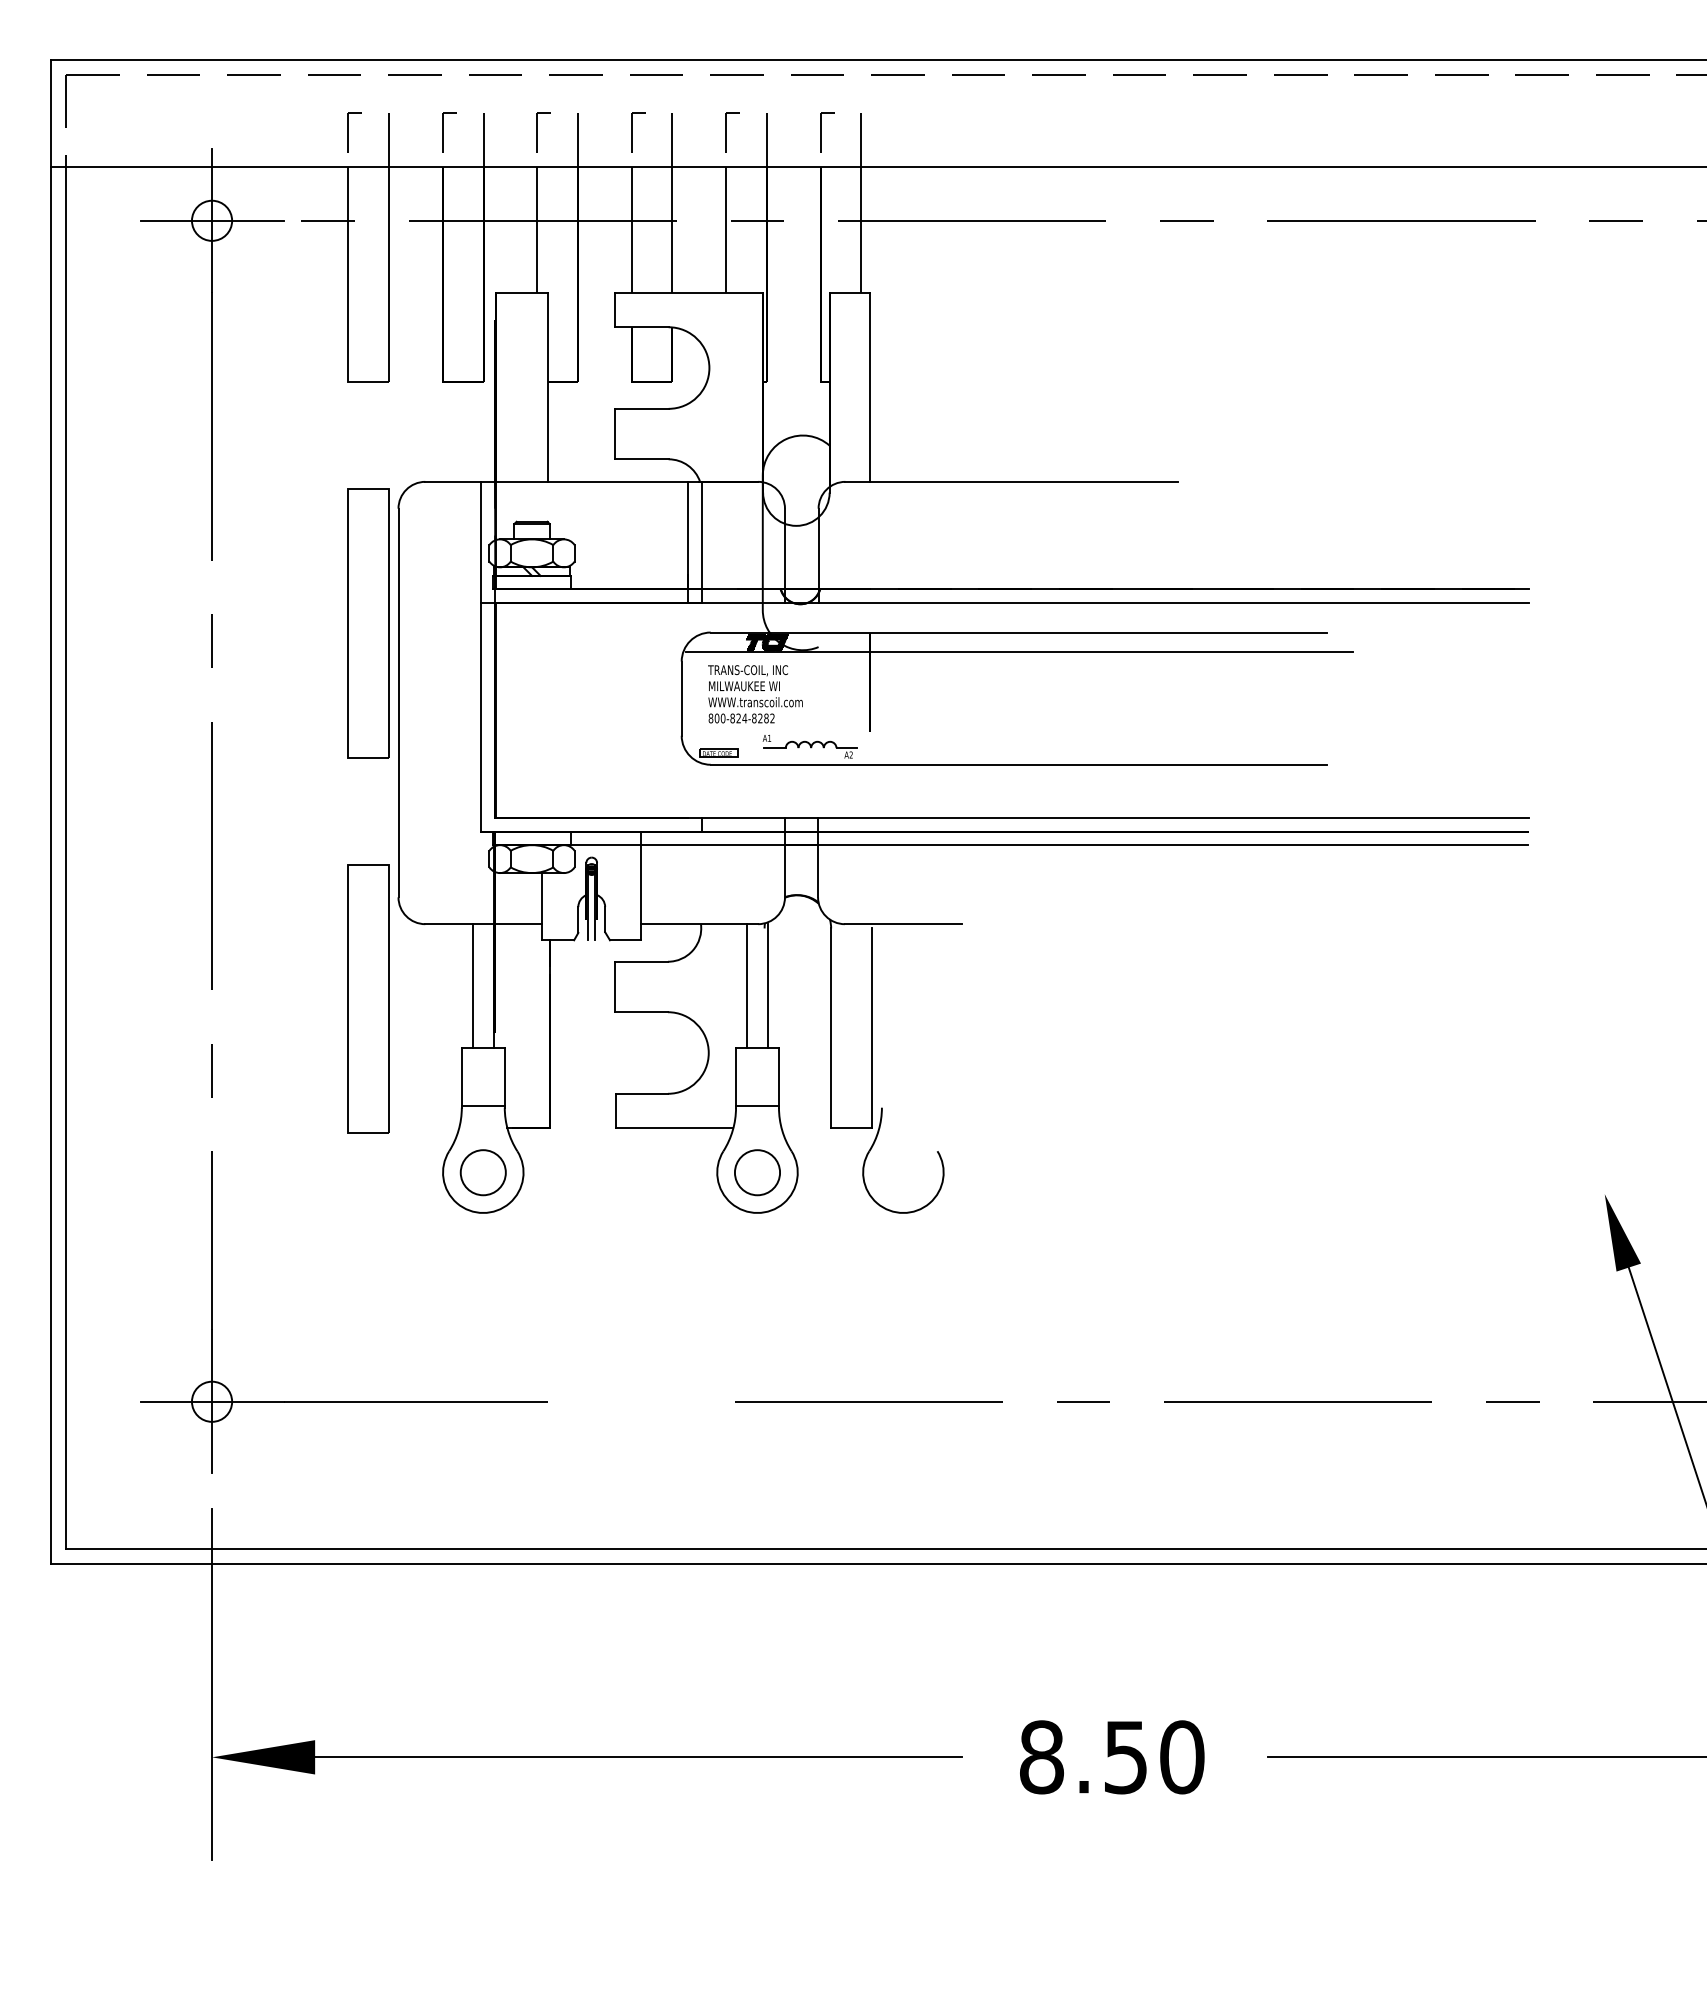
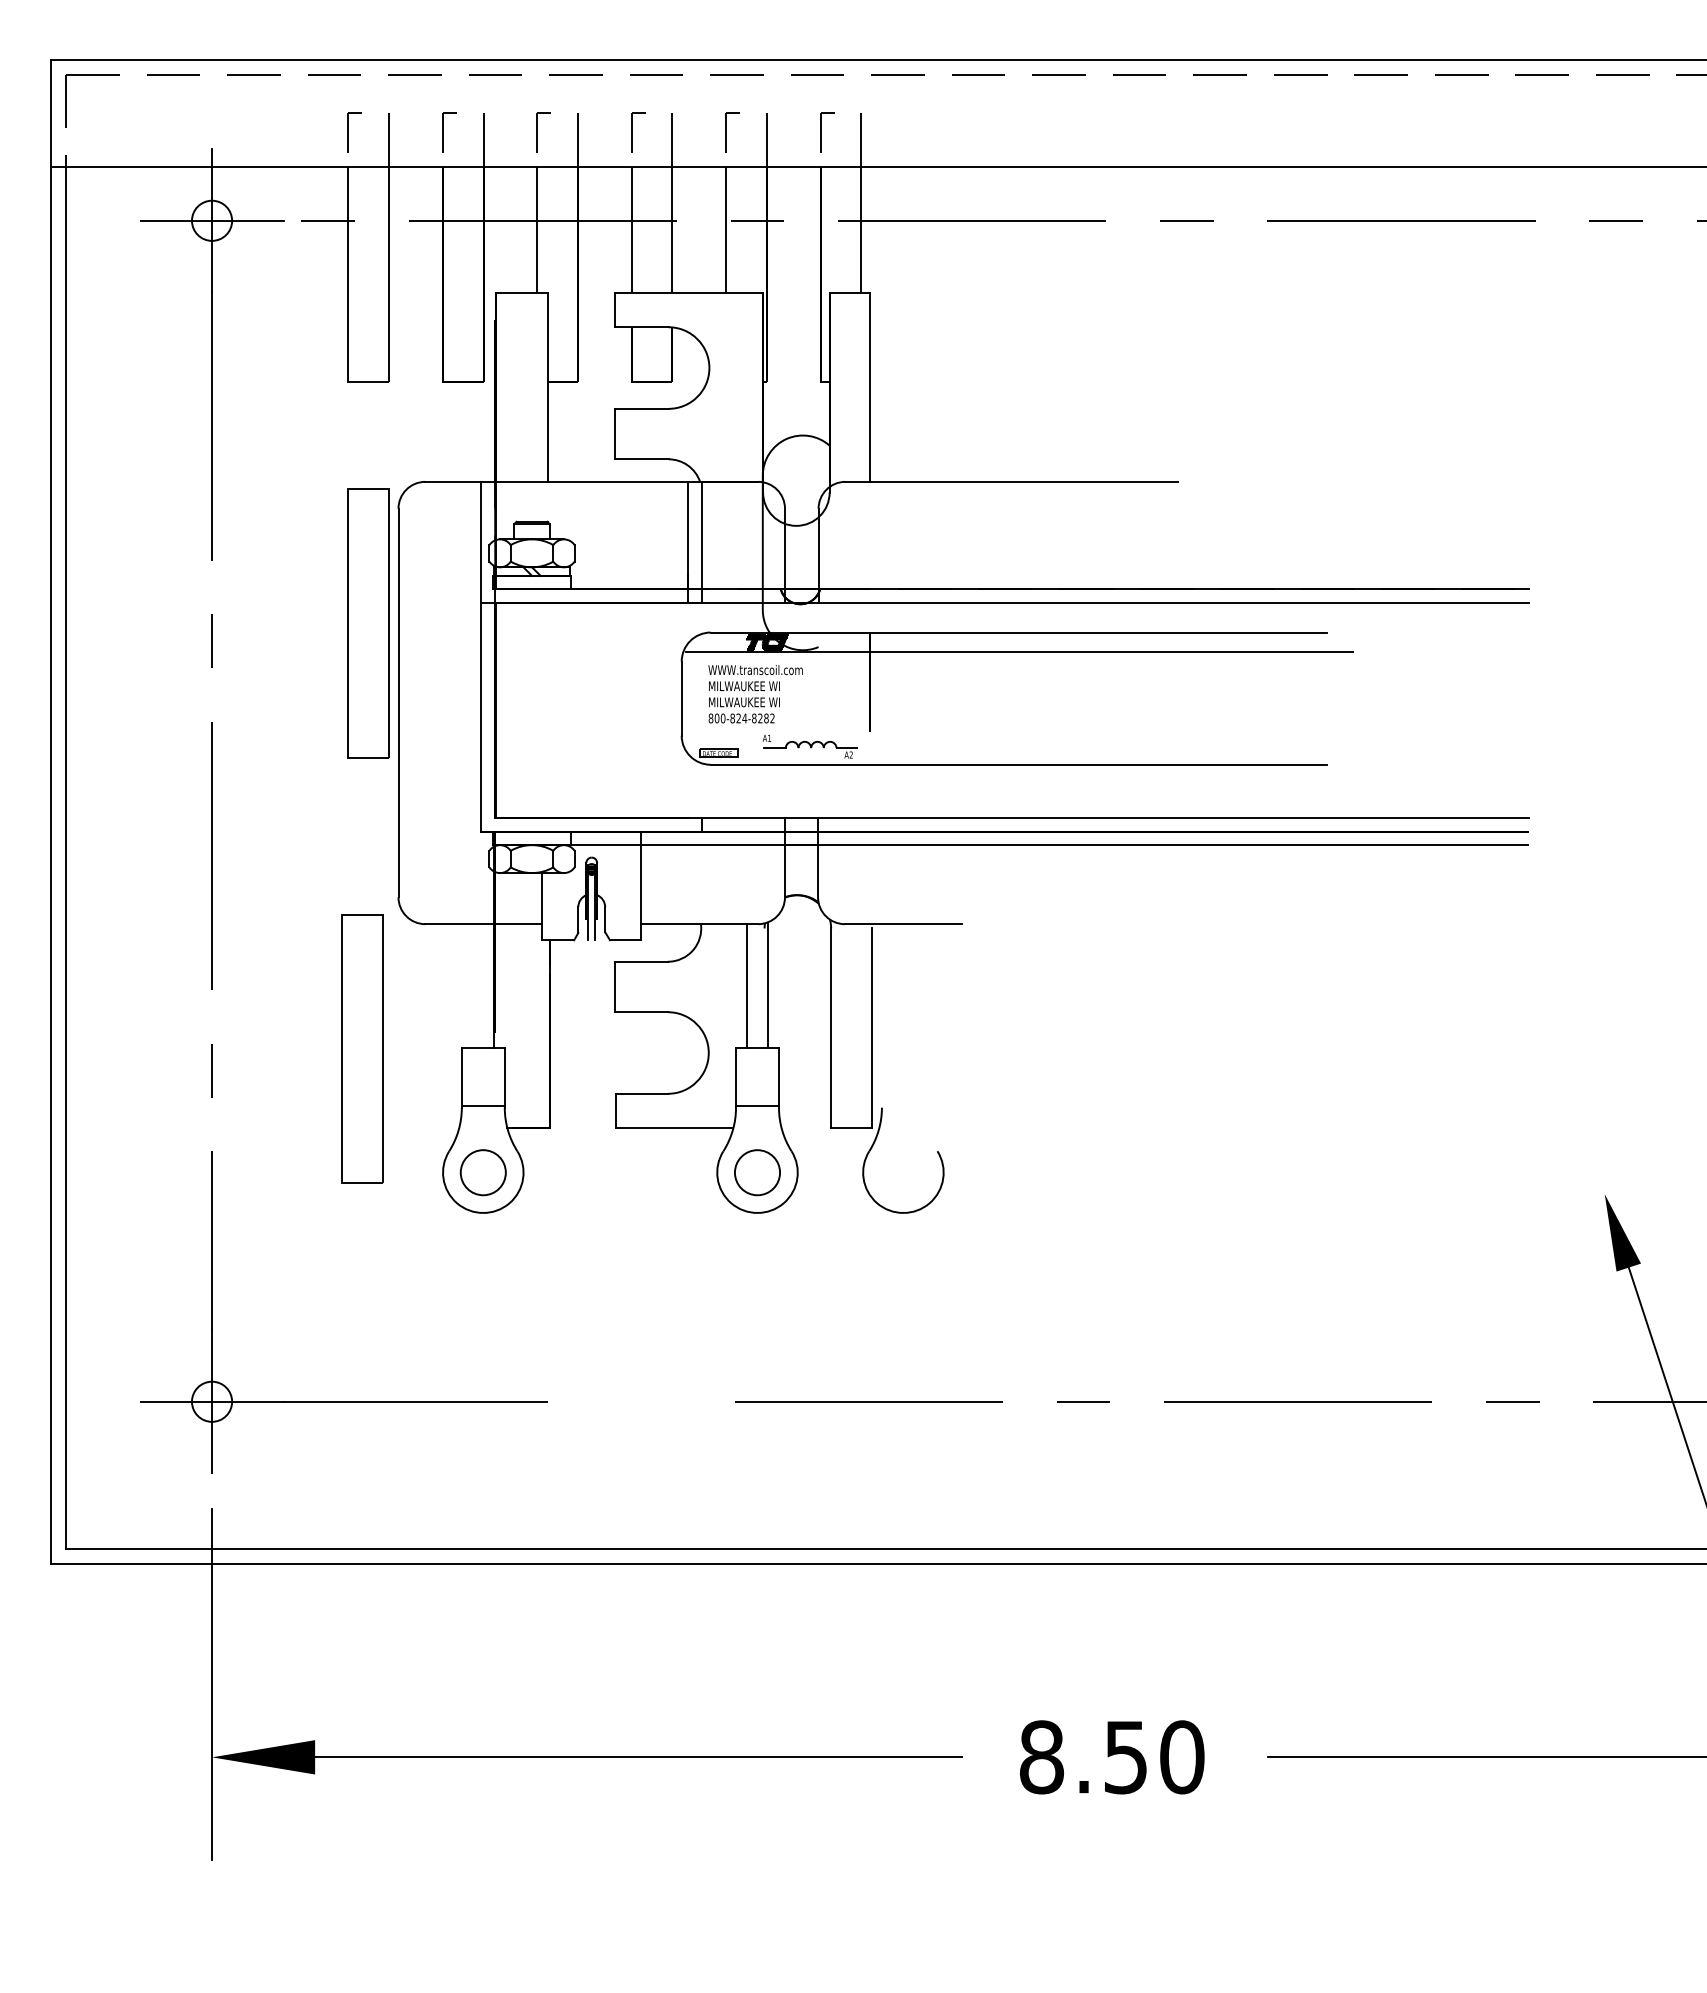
text: TRANS-COIL, INC -> WWW.transcoil.com (755, 670)
text: WWW.transcoil.com -> MILWAUKEE WI (755, 702)
line: present -> none (472, 985)
part position: (368, 998) -> (362, 1048) (362, 1048)
